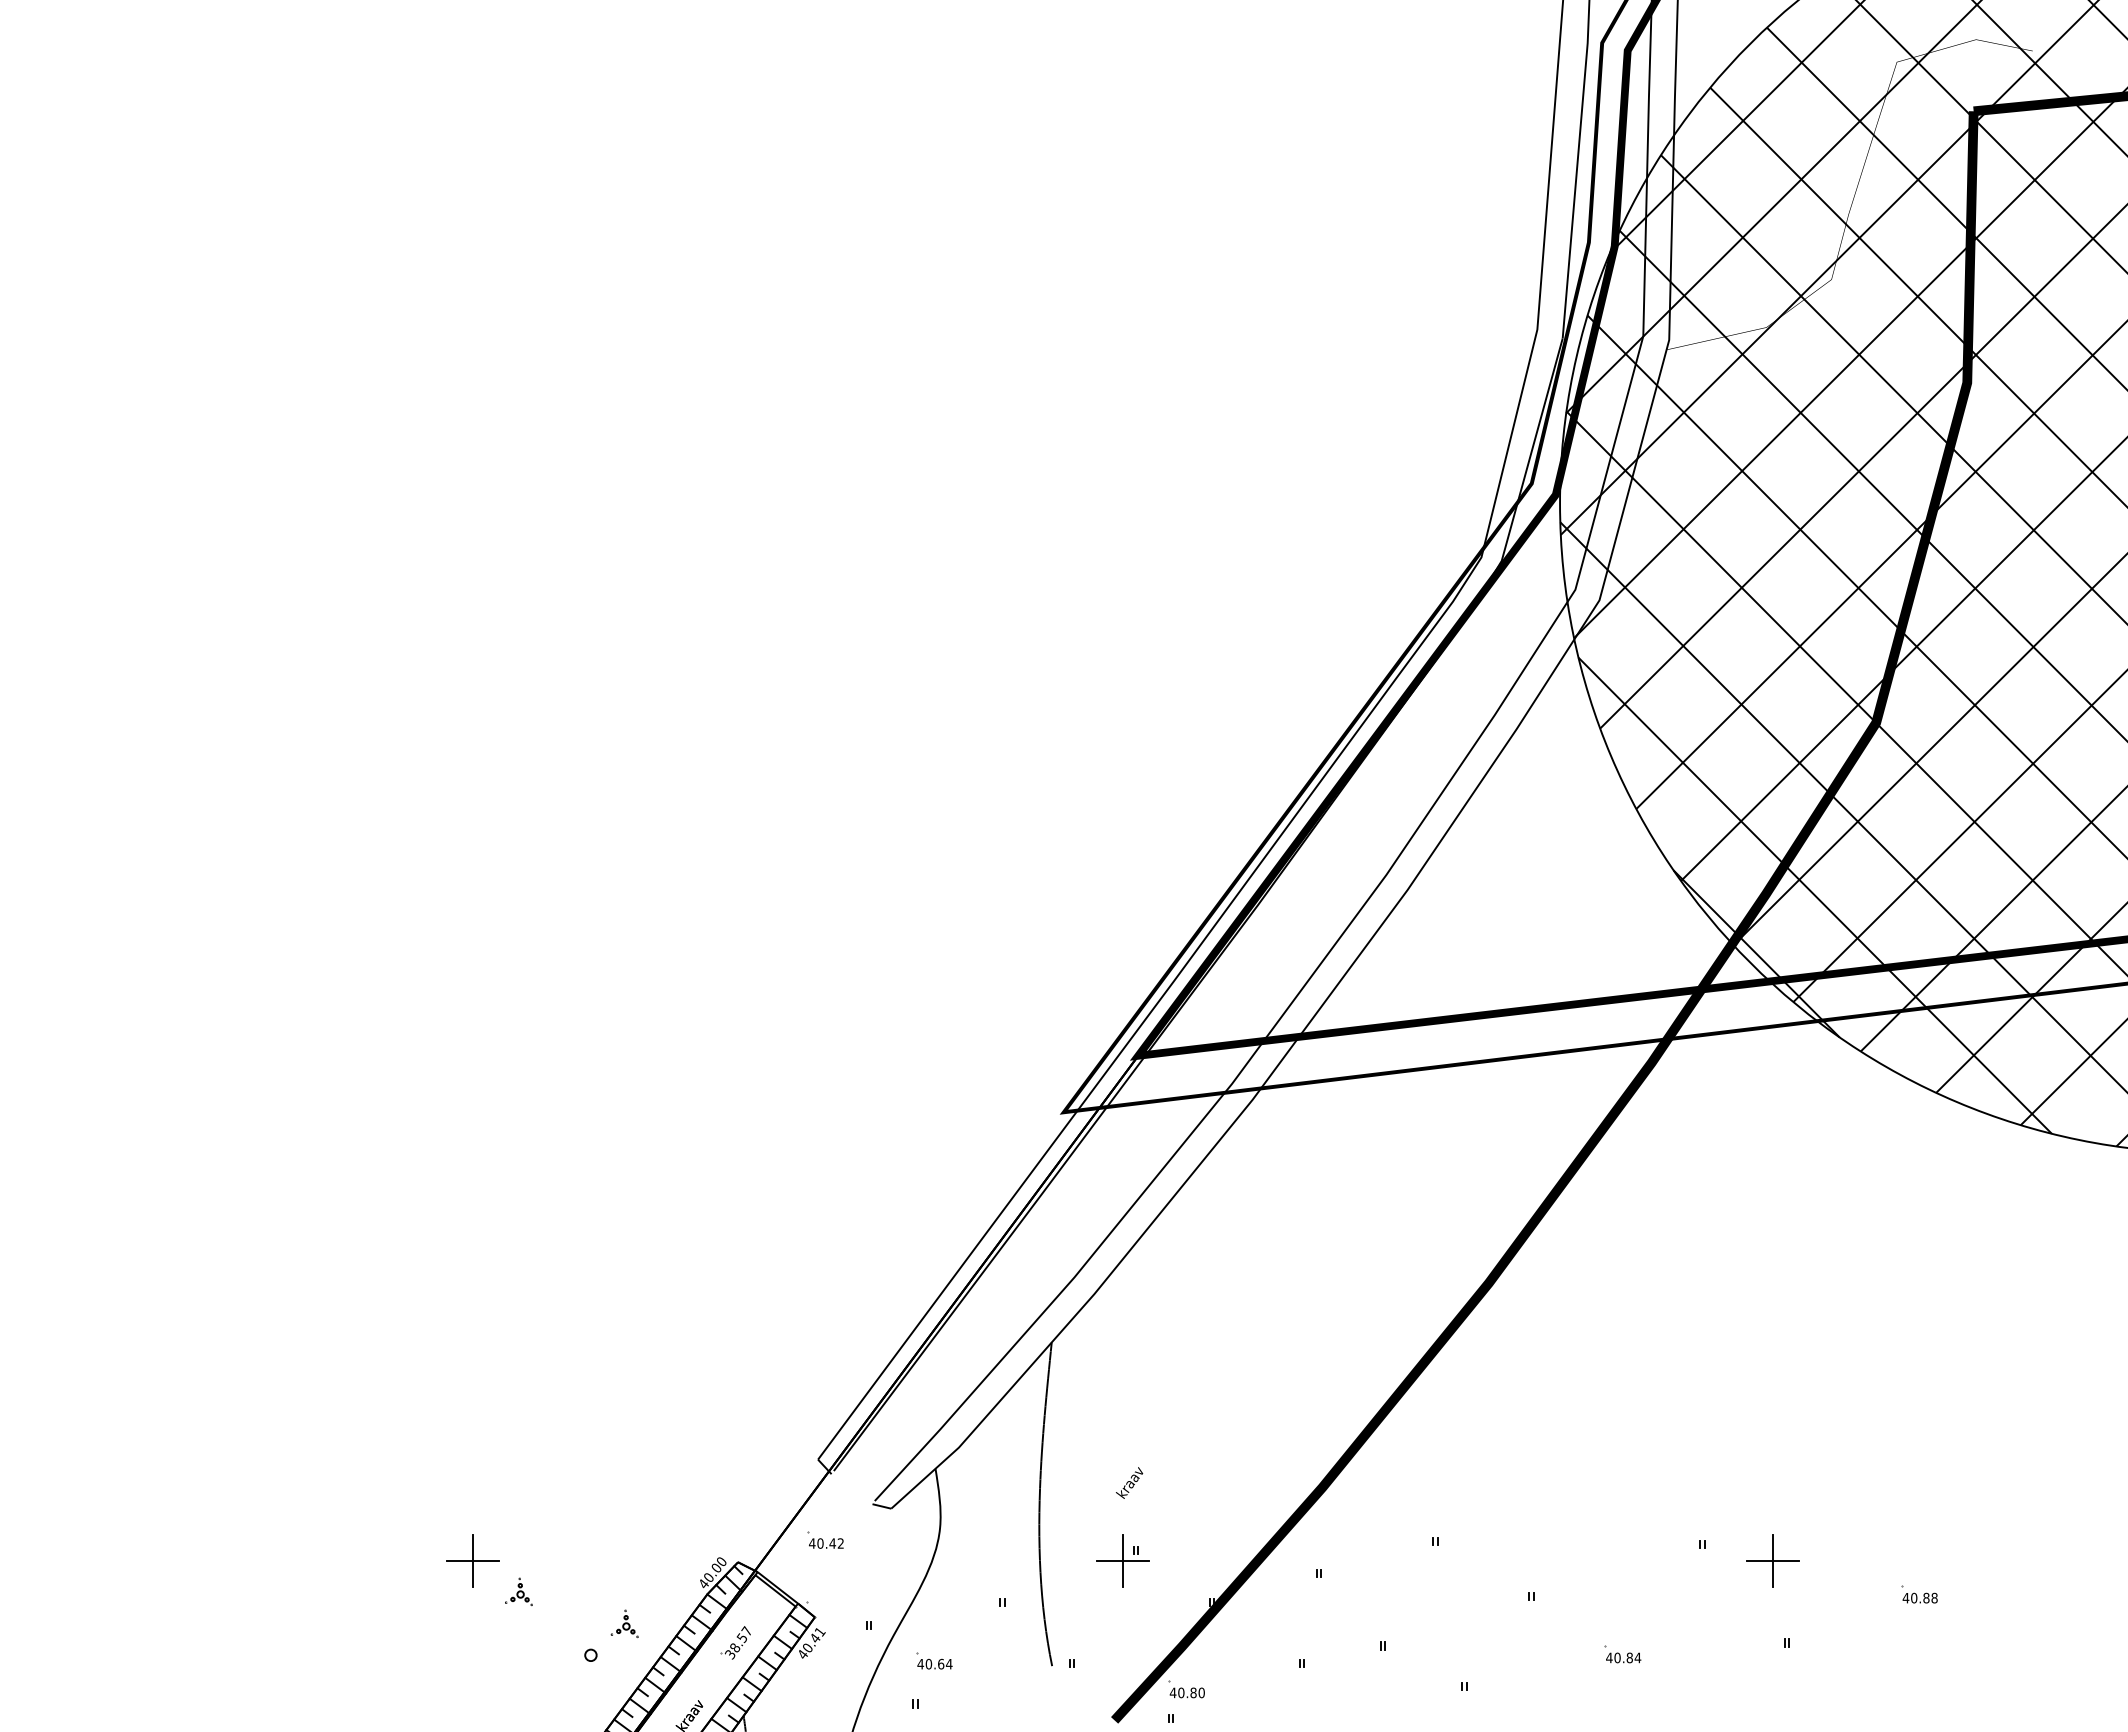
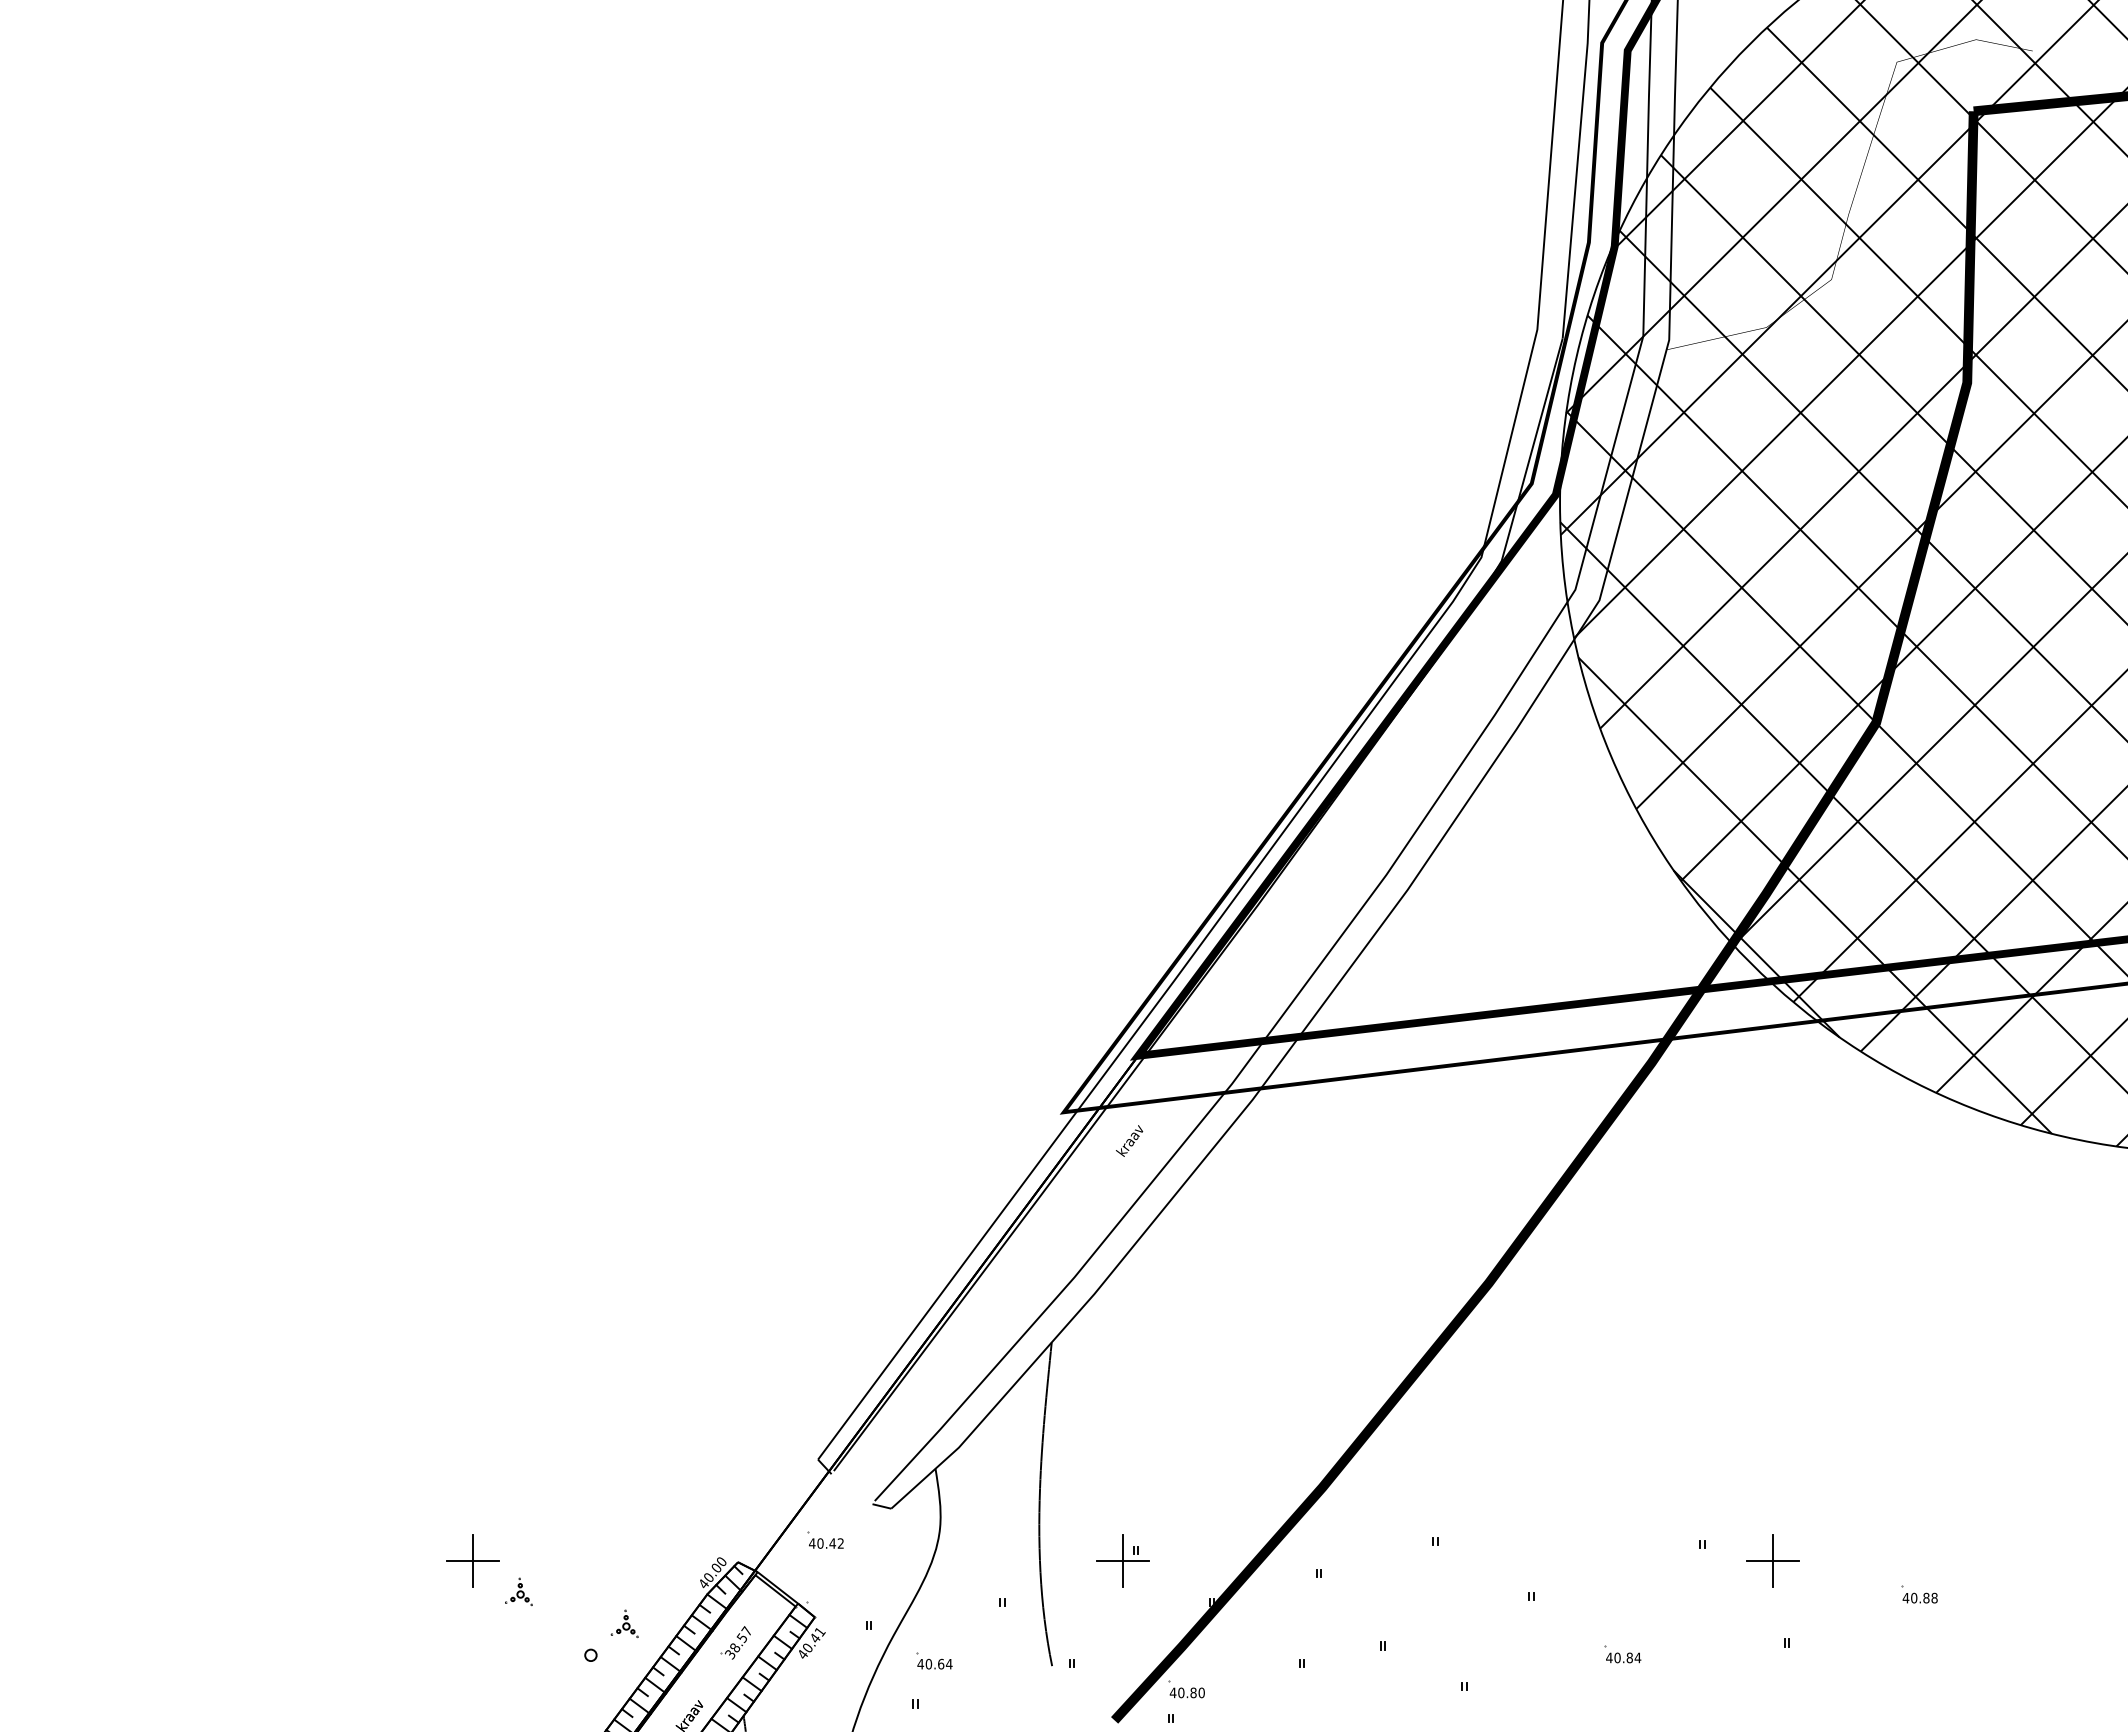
text position: (1129, 1482) -> (1129, 1140) (1129, 1140)
